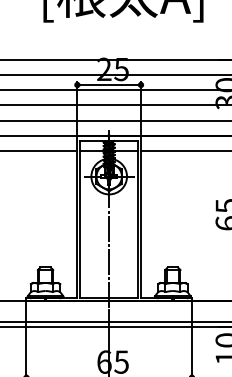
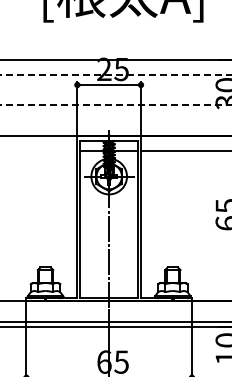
line: solid -> dashed (116, 74)
line: present -> none (115, 90)
line: solid -> dashed (116, 105)
line: present -> none (115, 120)
line: present -> none (39, 151)
